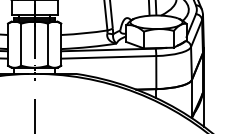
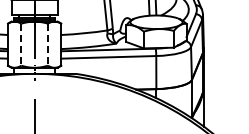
line: solid -> dashed (21, 45)
line: solid -> dashed (47, 45)
